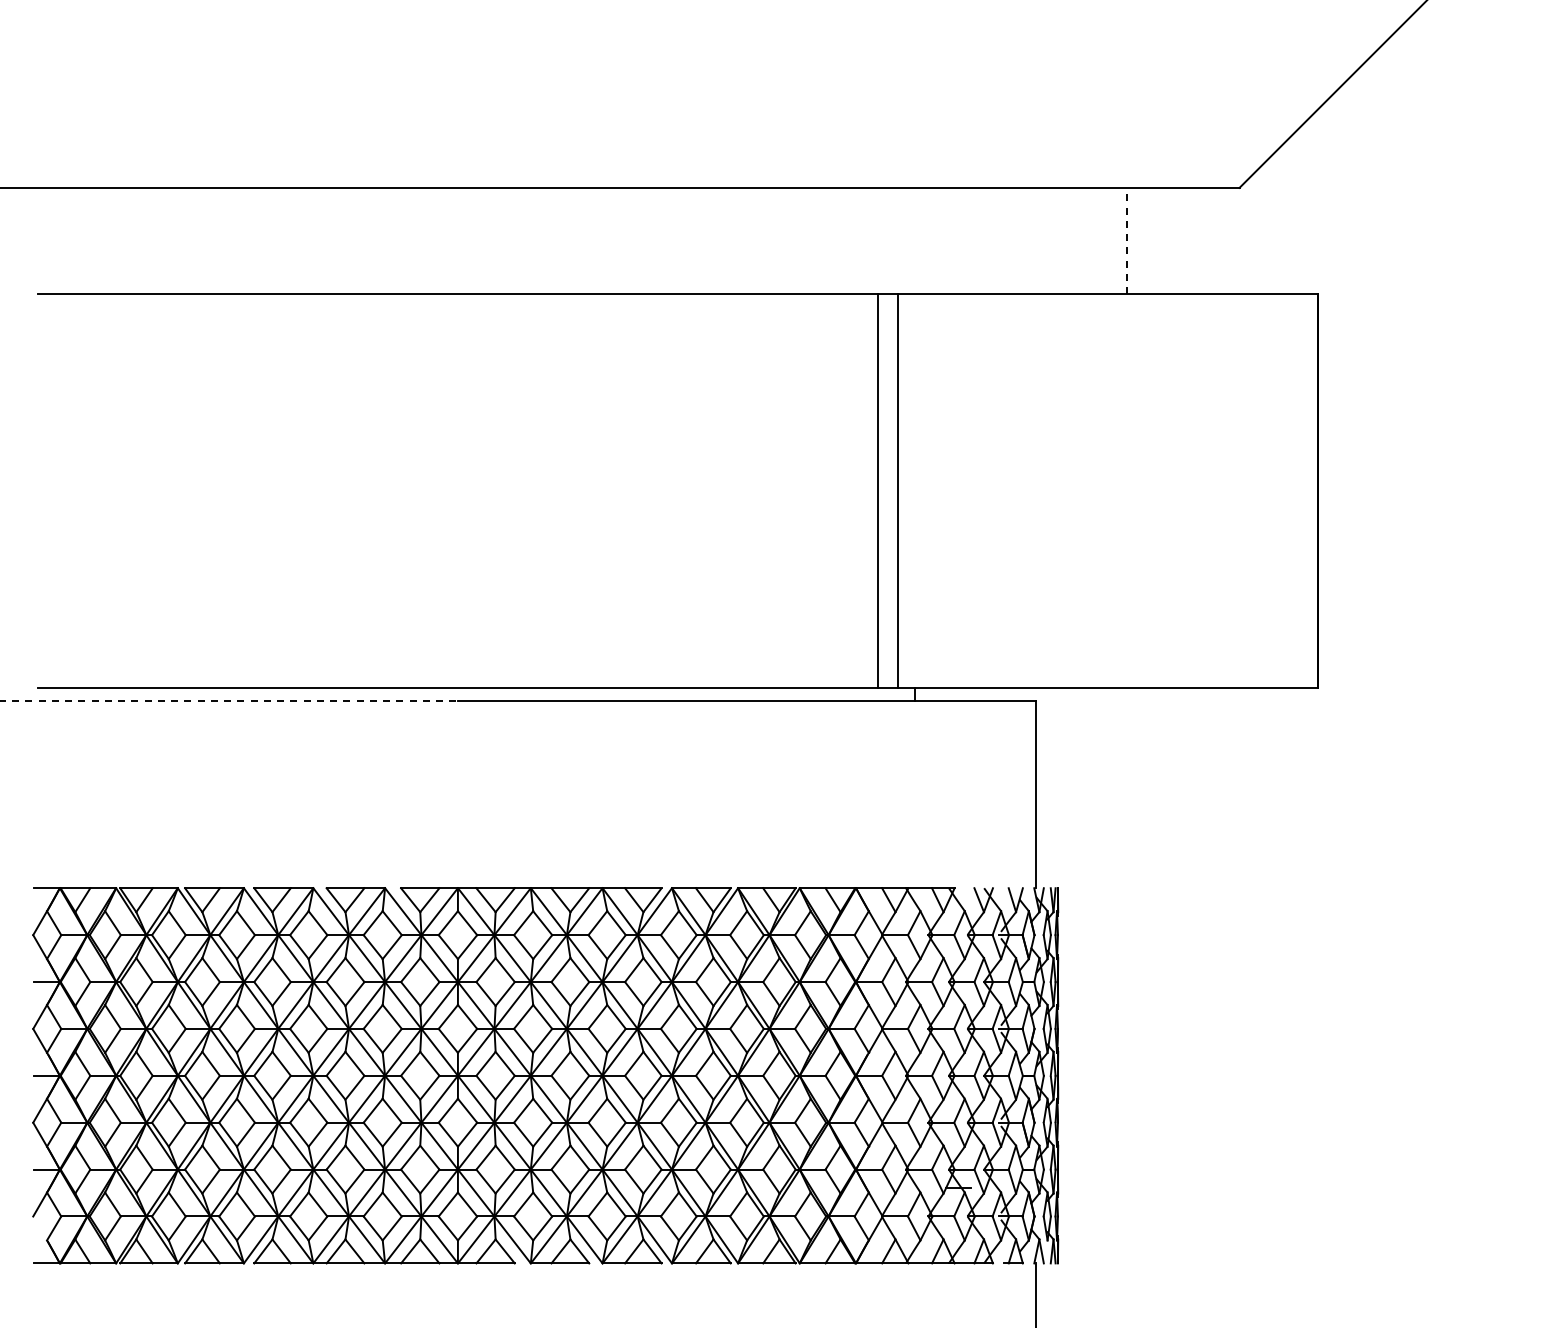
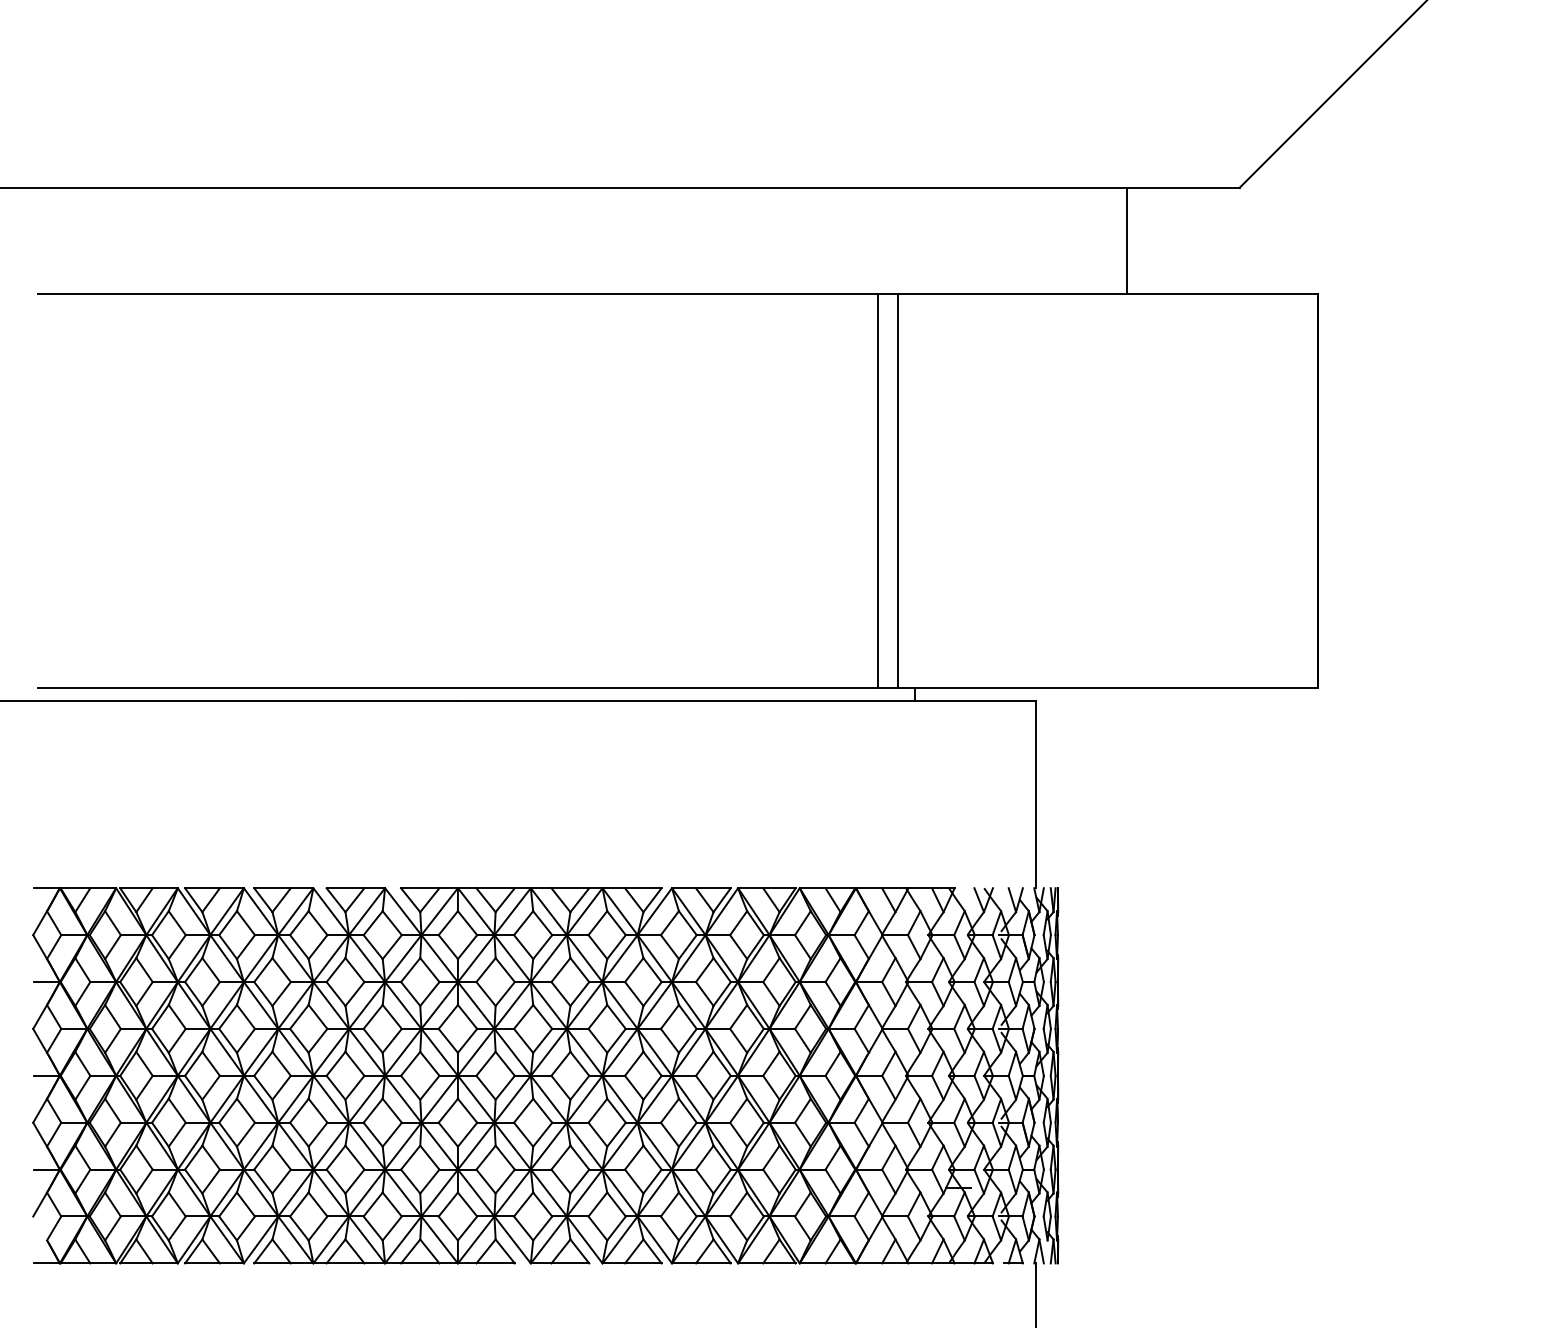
line: dashed -> solid (1126, 240)
line: dashed -> solid (229, 700)
